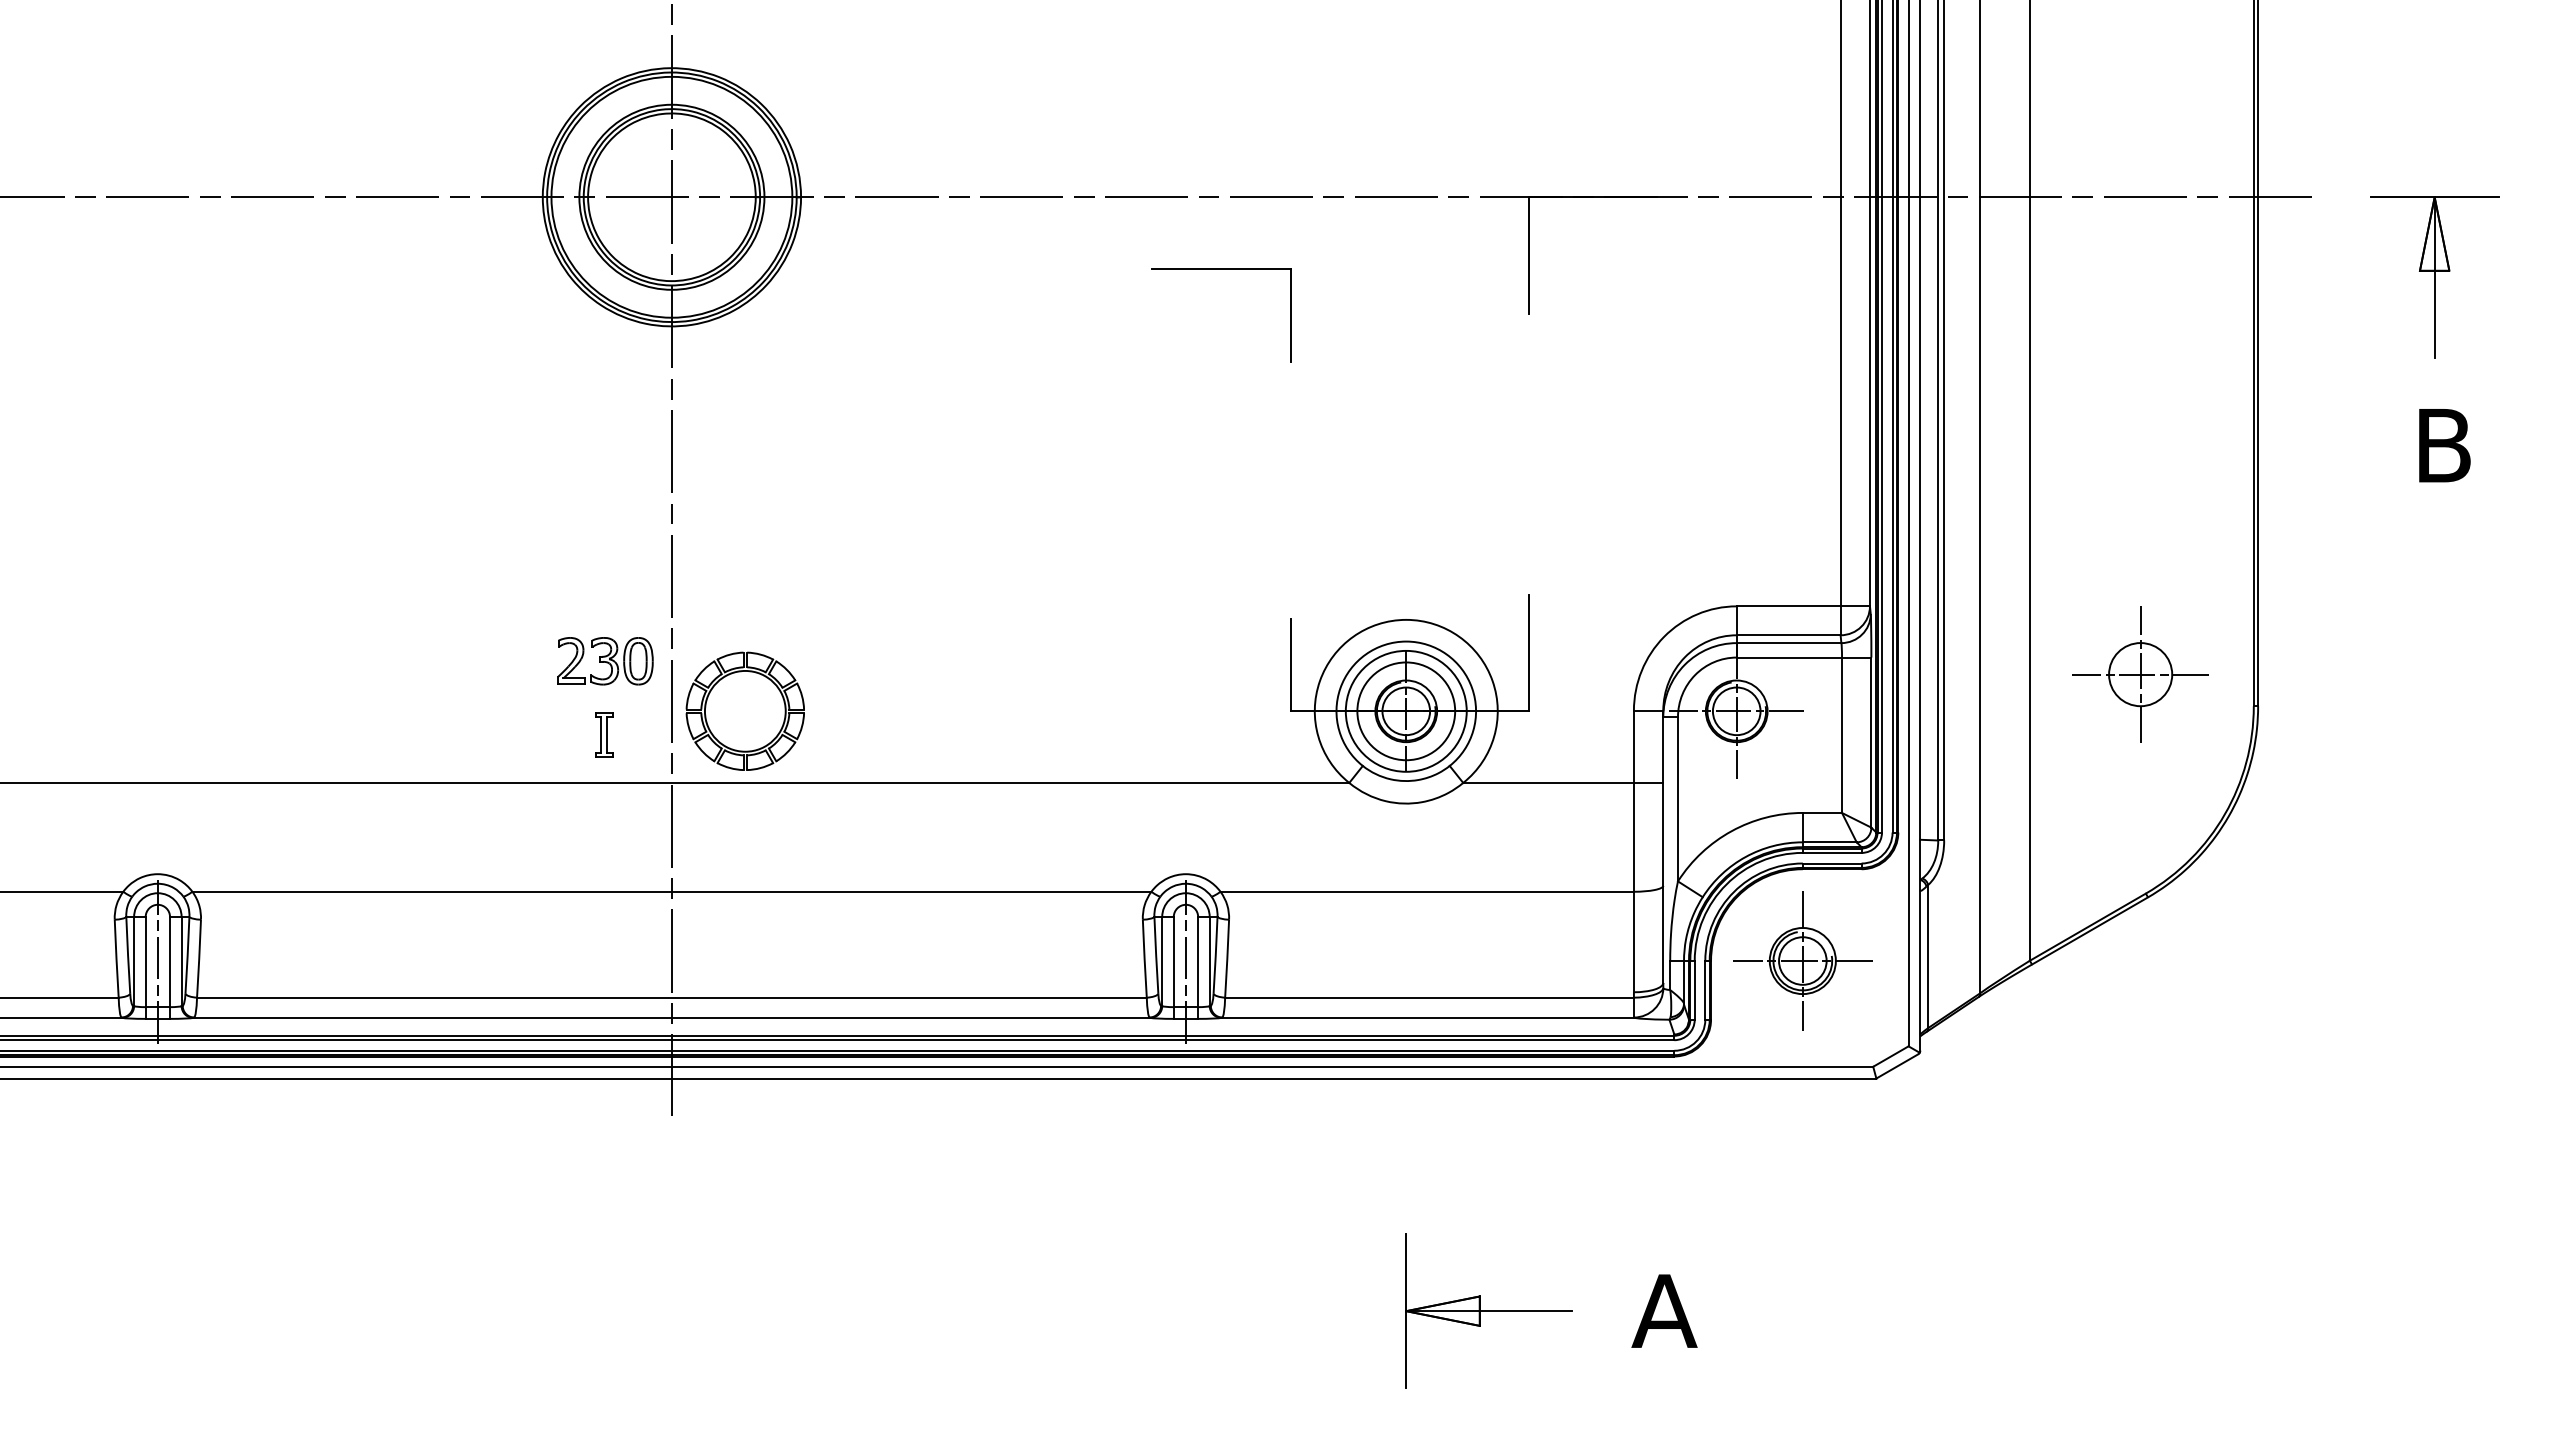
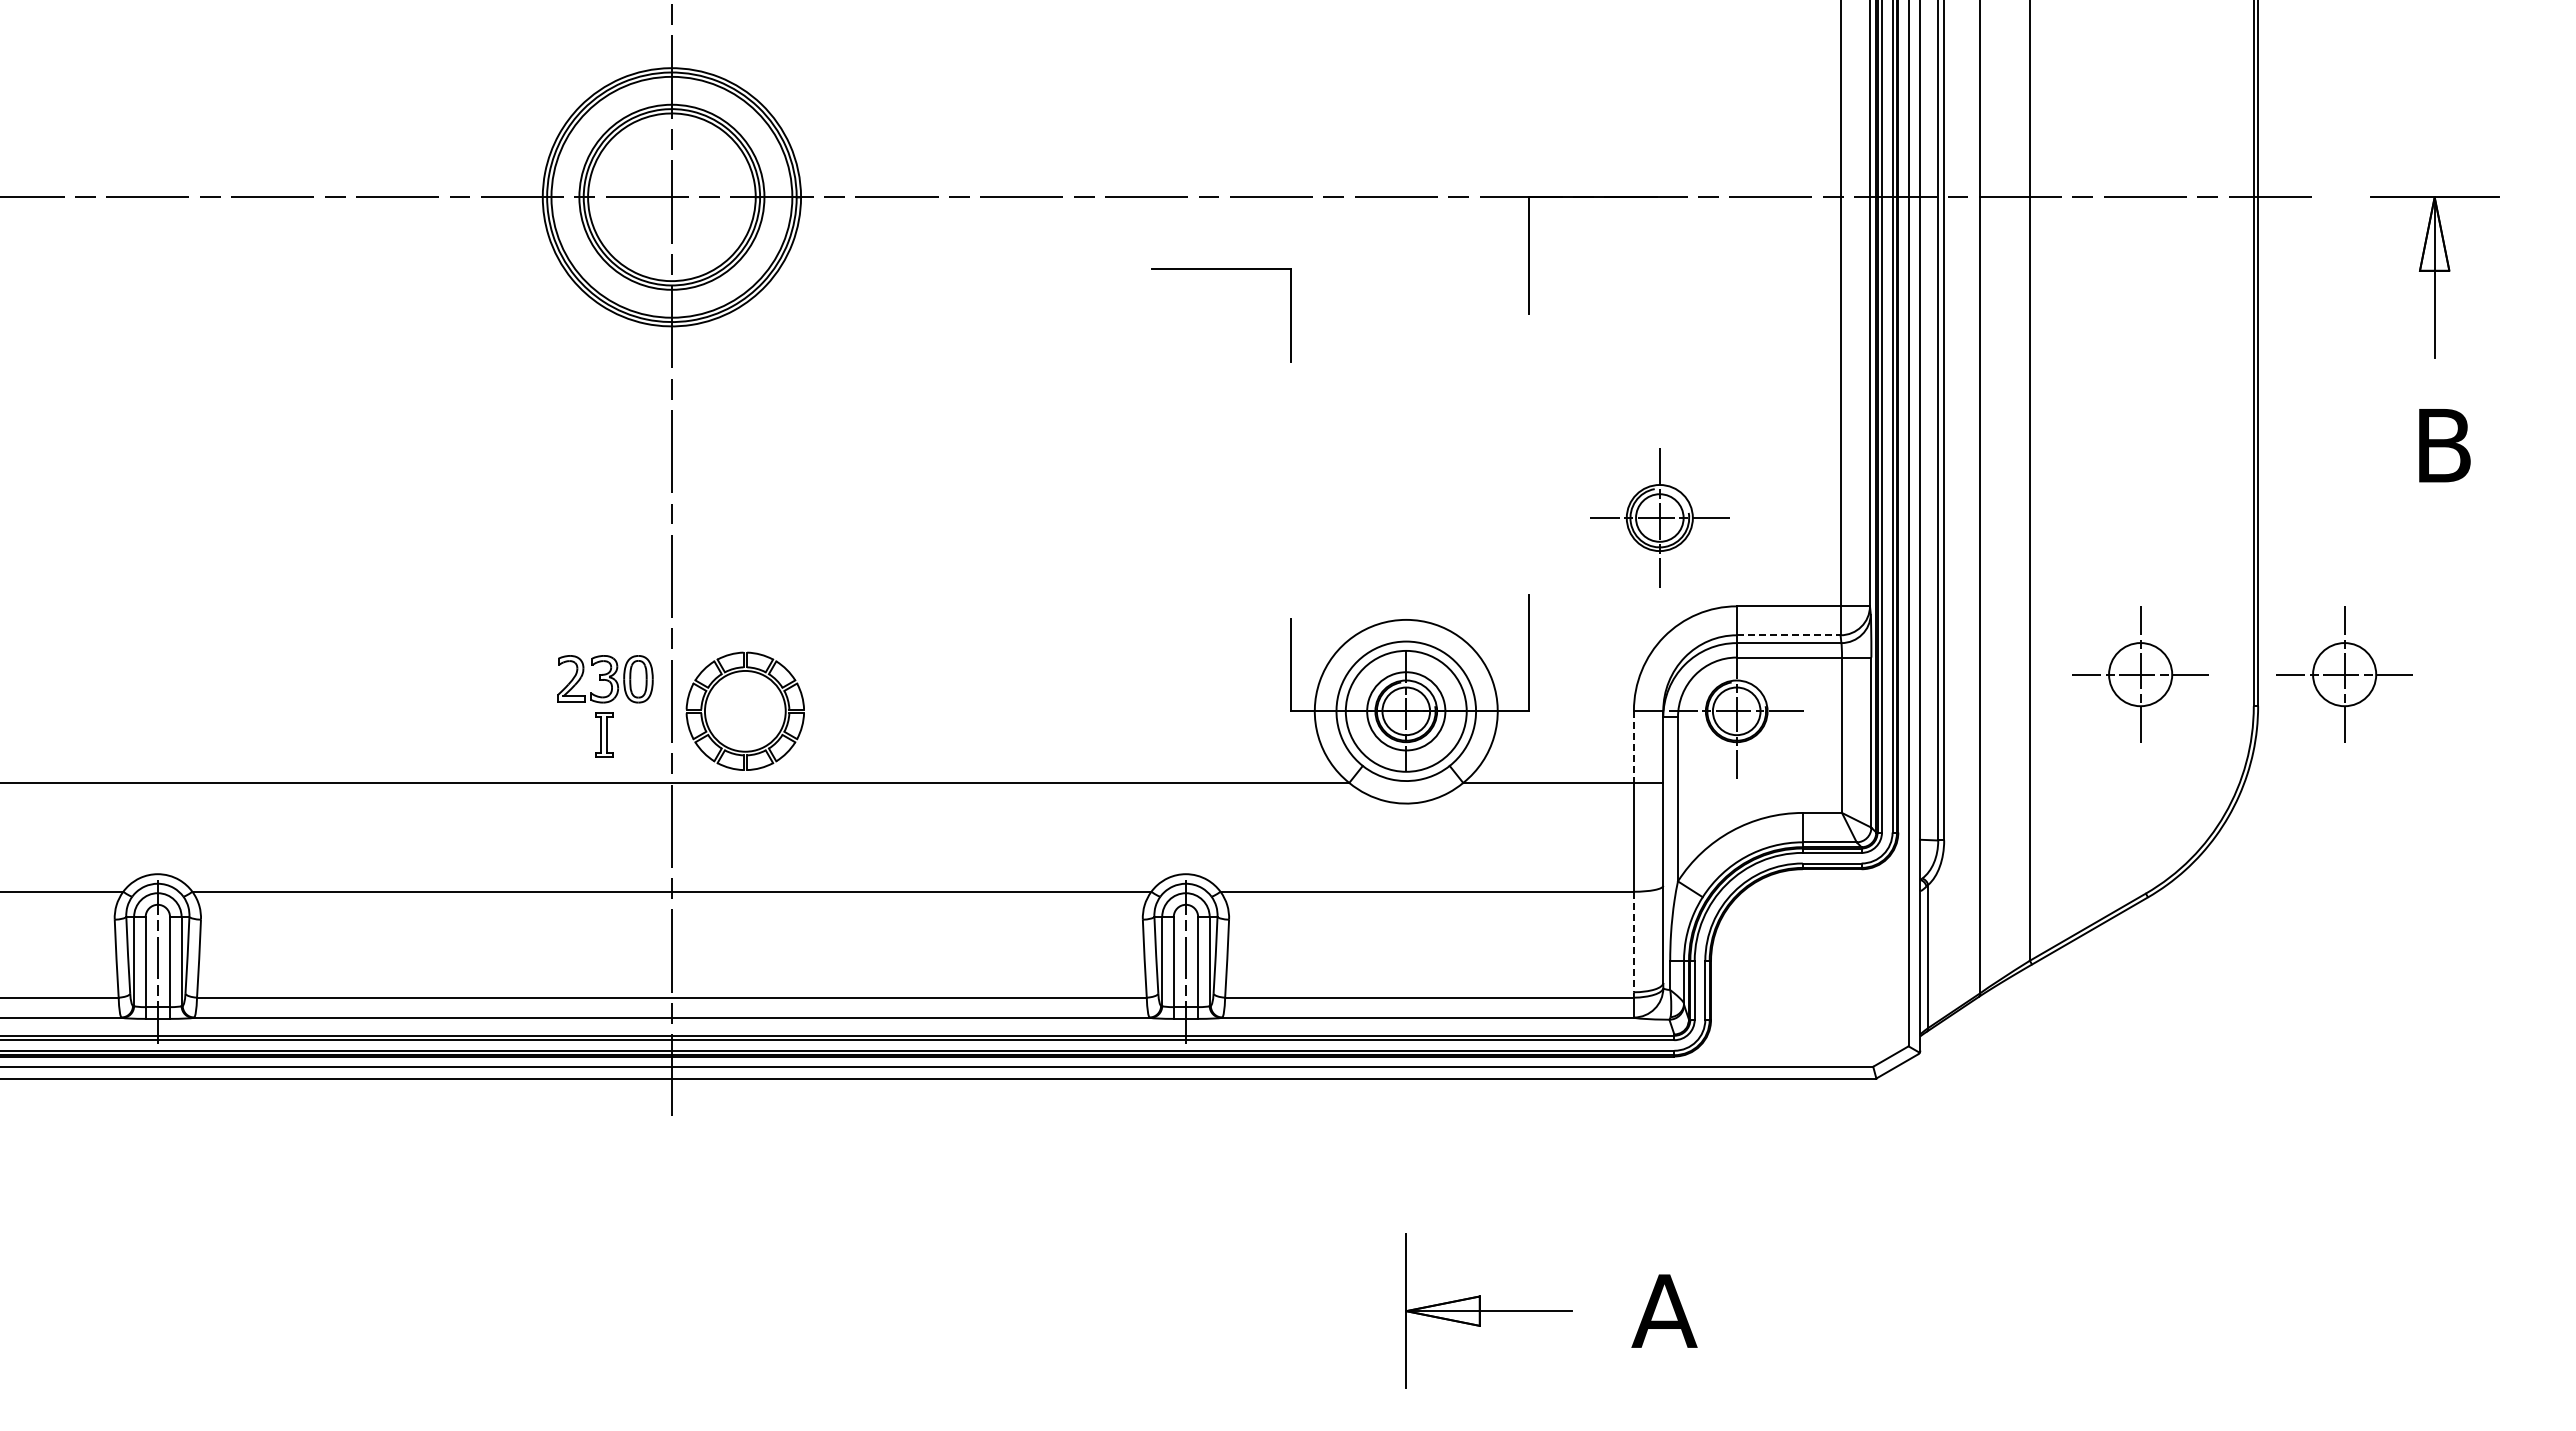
line: solid -> dashed (1788, 635)
part position: (605, 661) -> (605, 679) (605, 679)
part: none -> present (2344, 674)
circle diameter: 98 px -> 78 px (1406, 711)
line: solid -> dashed (1633, 747)
line: solid -> dashed (1633, 942)
part position: (1802, 960) -> (1659, 517) (1659, 517)
